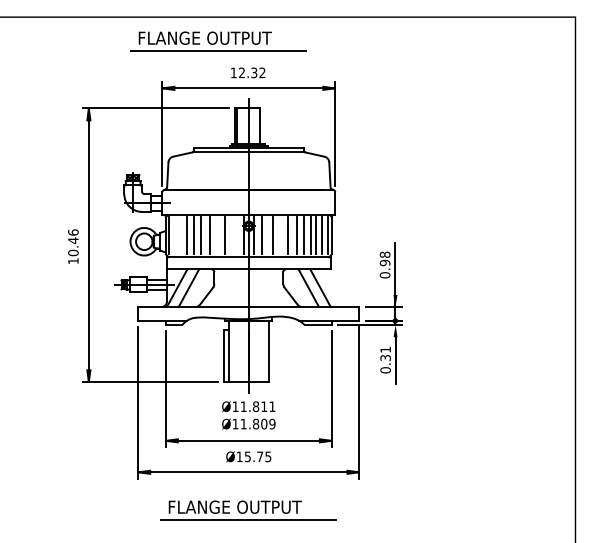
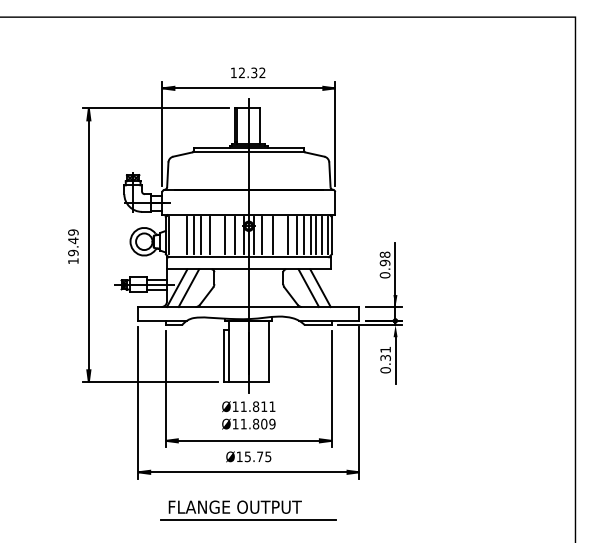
part: present -> none (218, 41)
line: none -> present (235, 235)
text: 10.46 -> 19.49 (73, 242)
